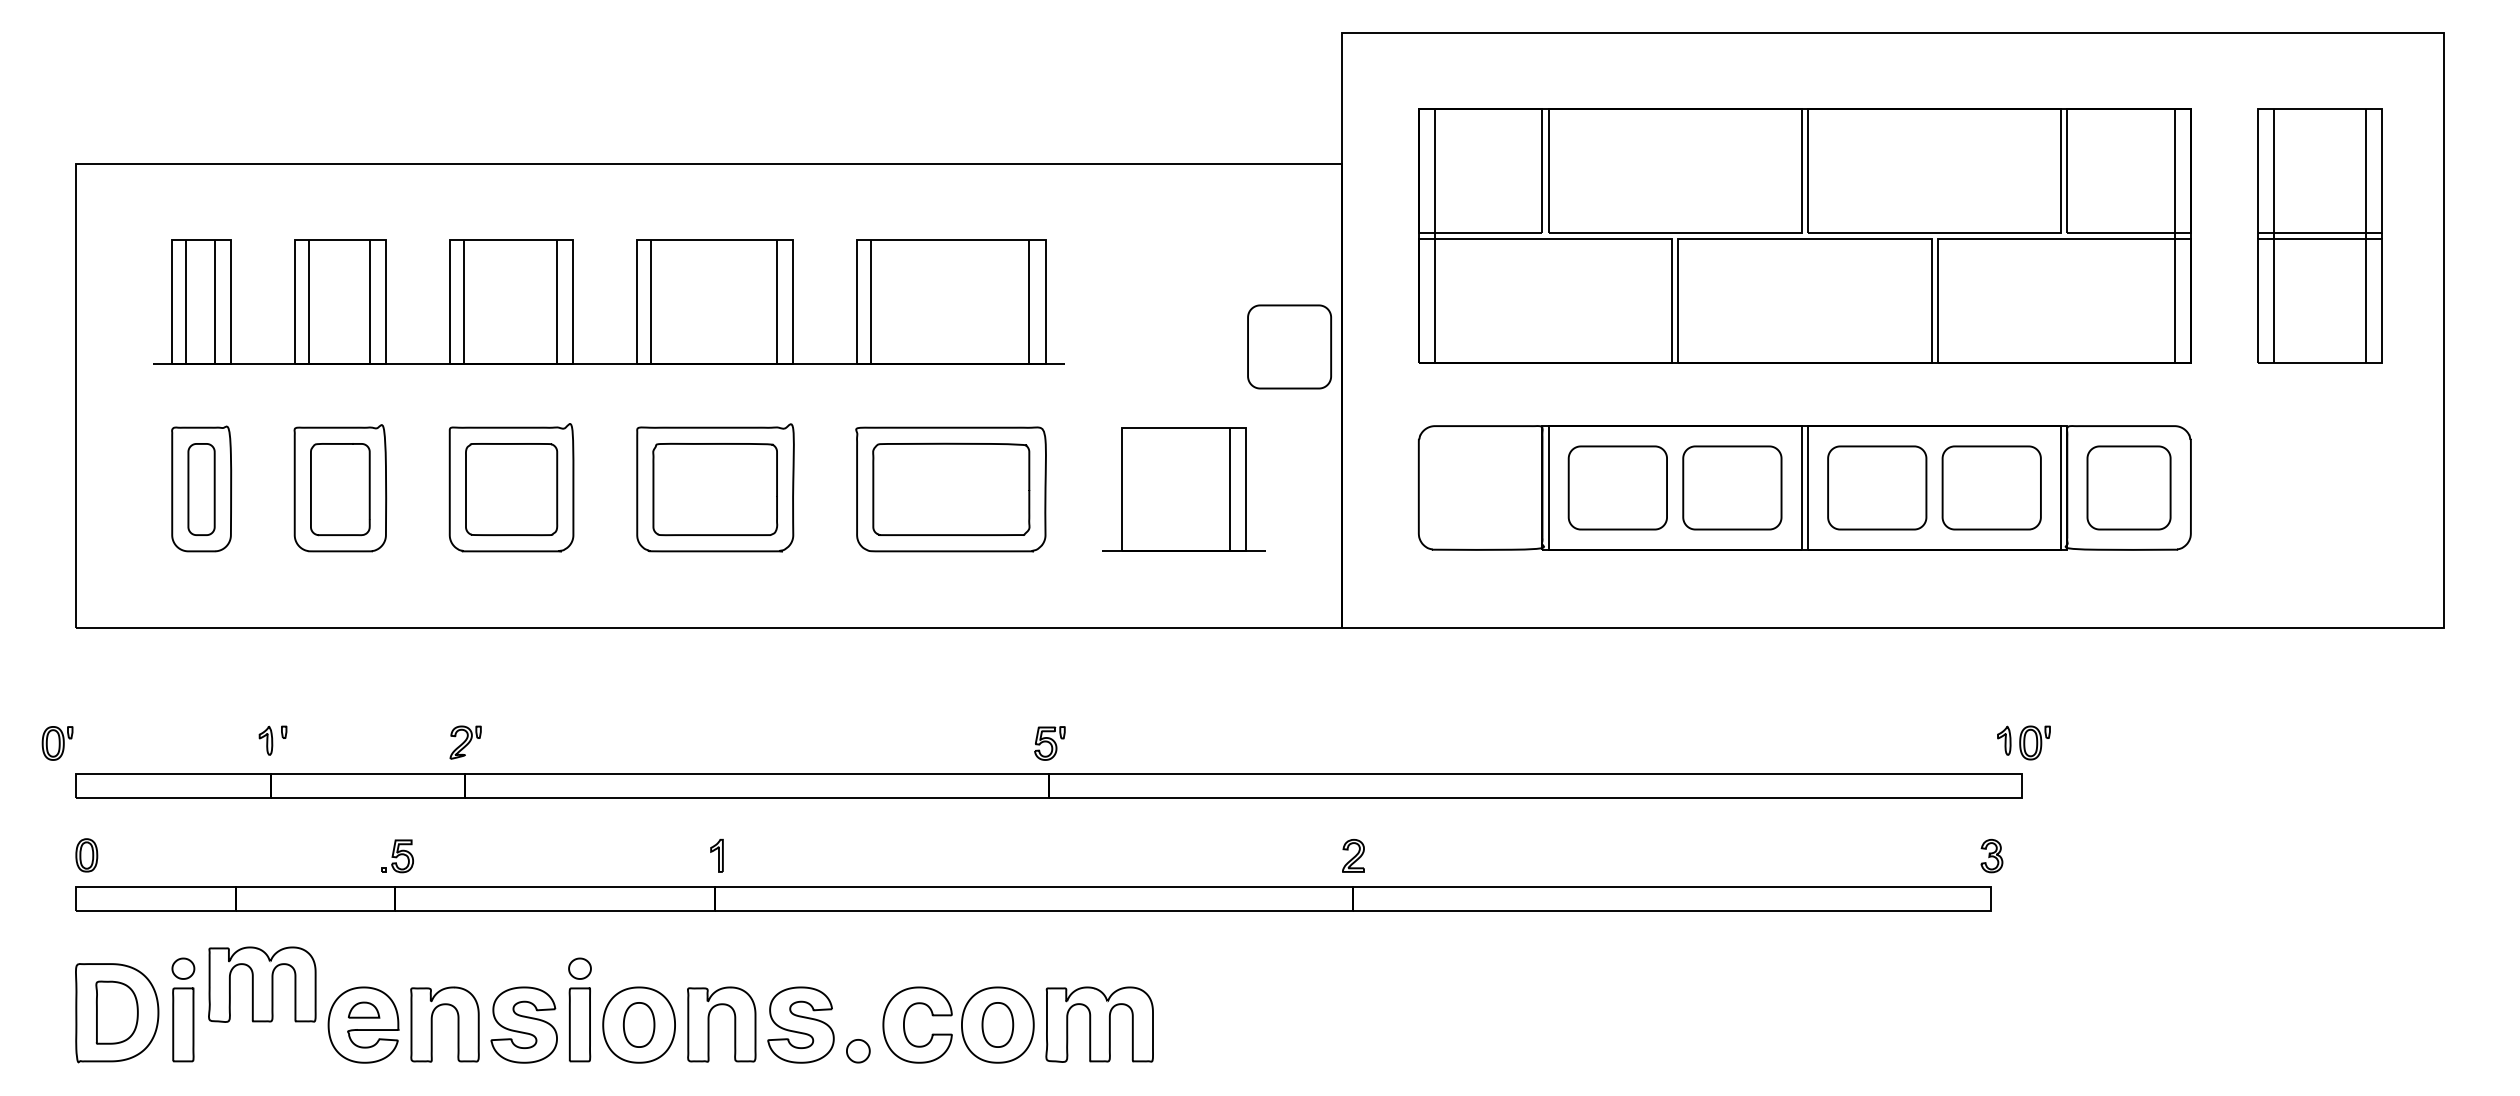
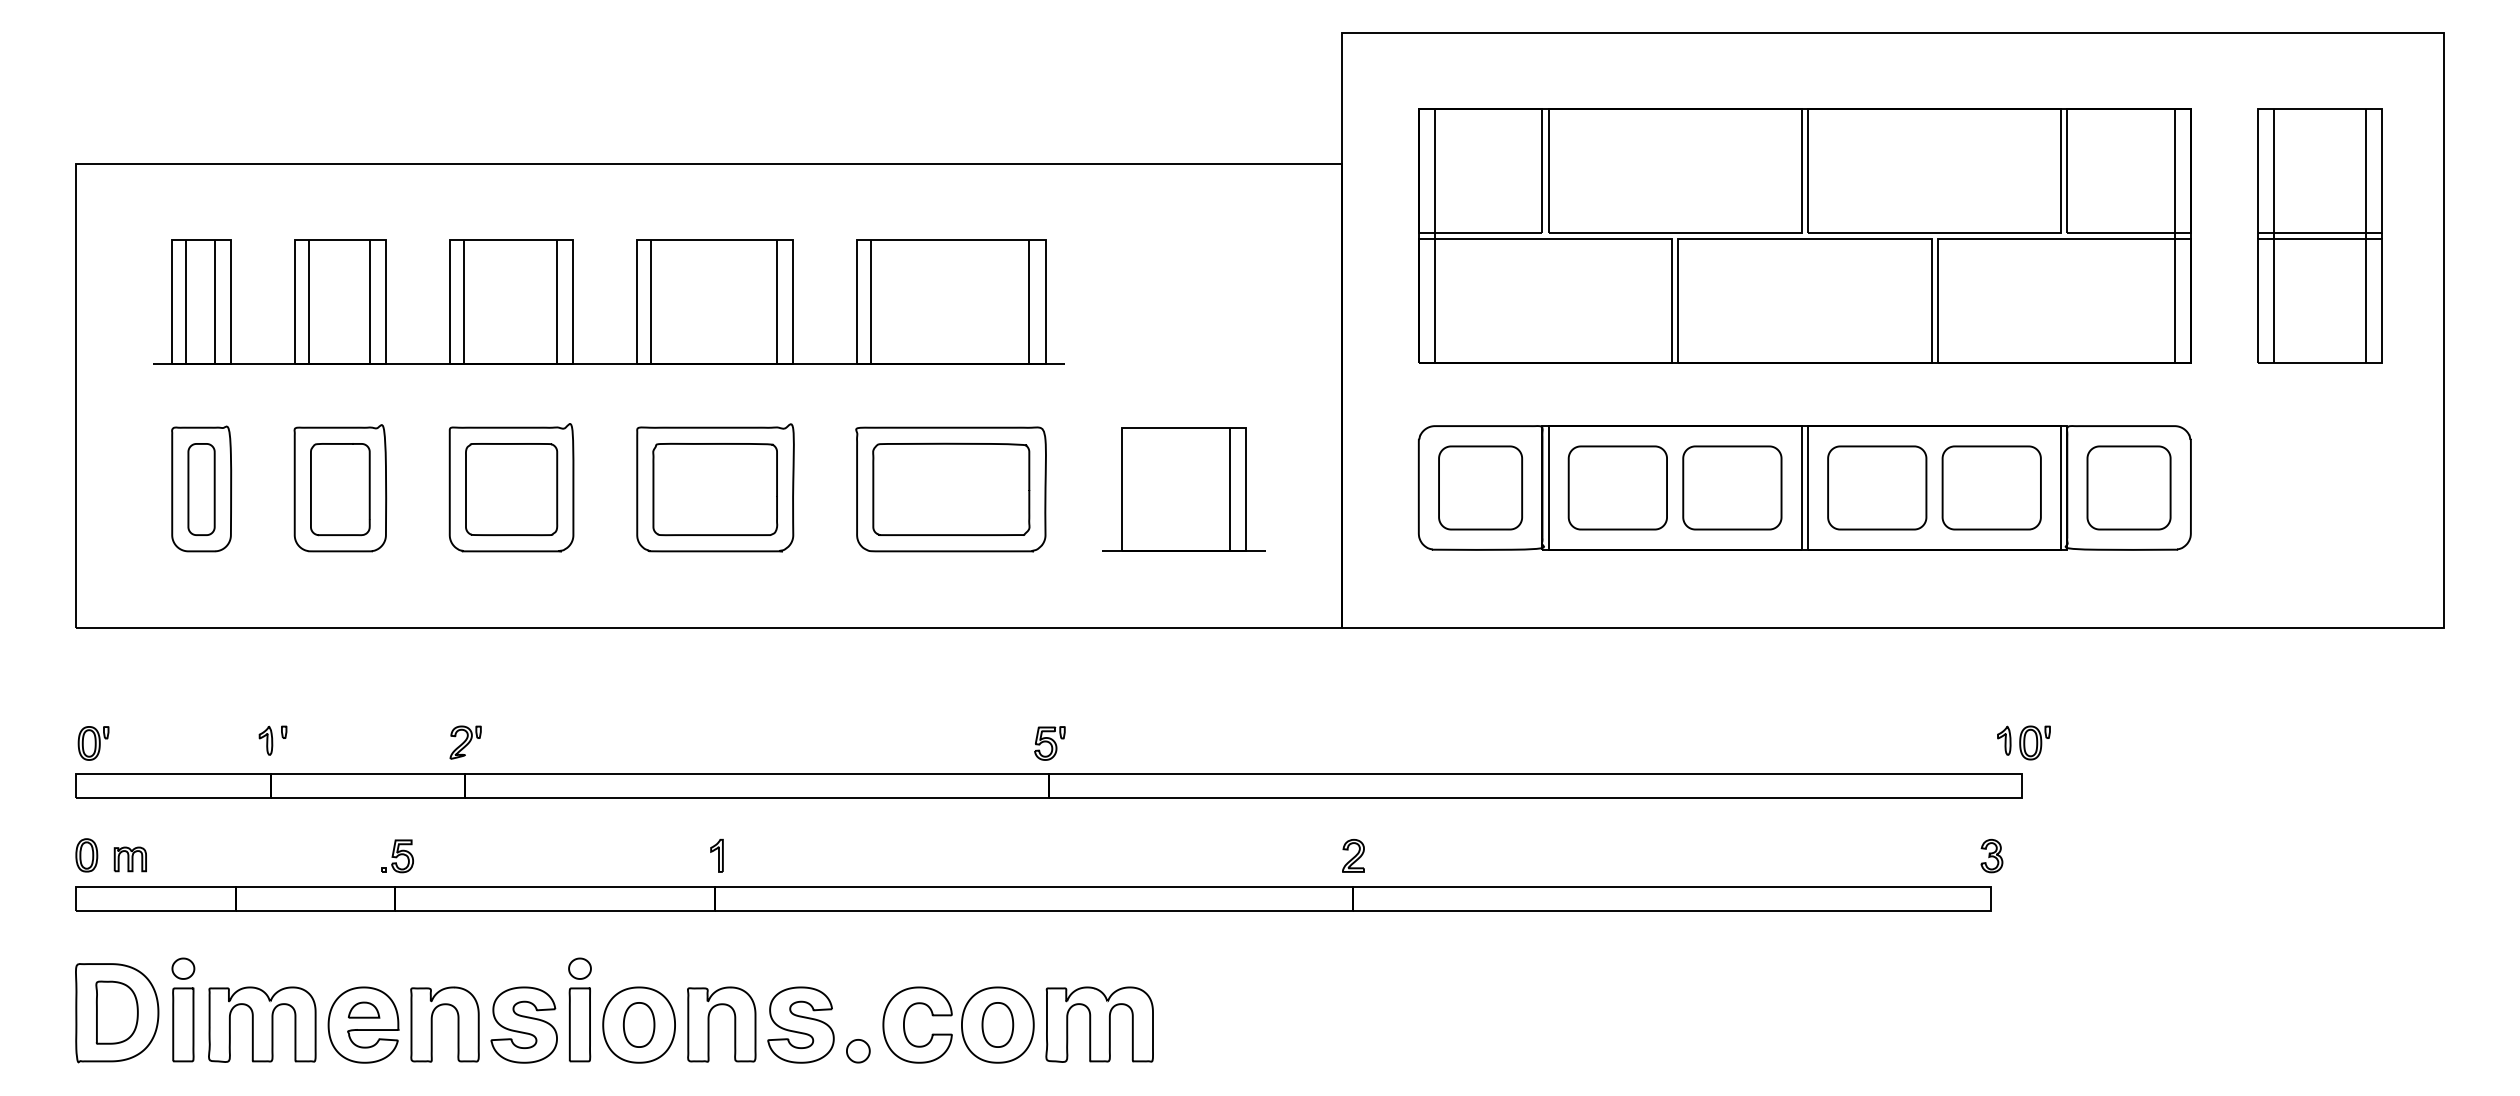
part position: (1289, 346) -> (1480, 487) (1480, 487)
part position: (57, 743) -> (93, 743) (93, 743)
part: none -> present (129, 859)
part position: (262, 984) -> (262, 1024) (262, 1024)
